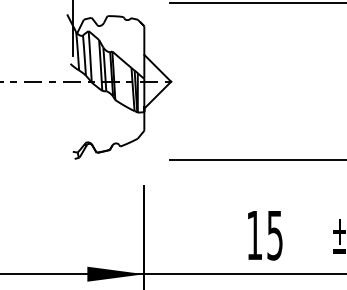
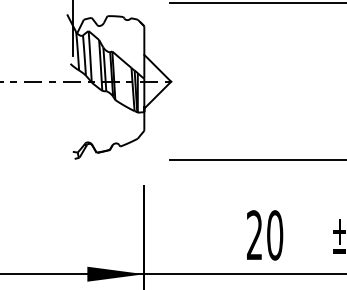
text: 15 -> 20 (265, 235)
